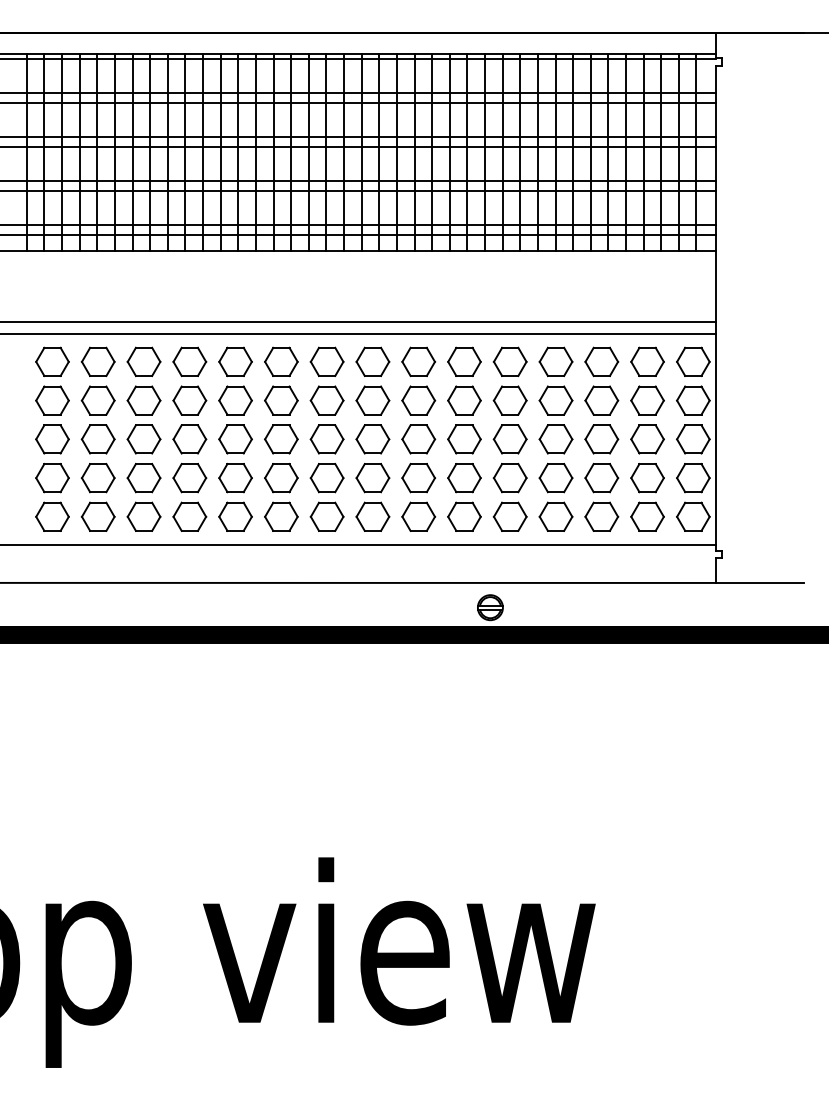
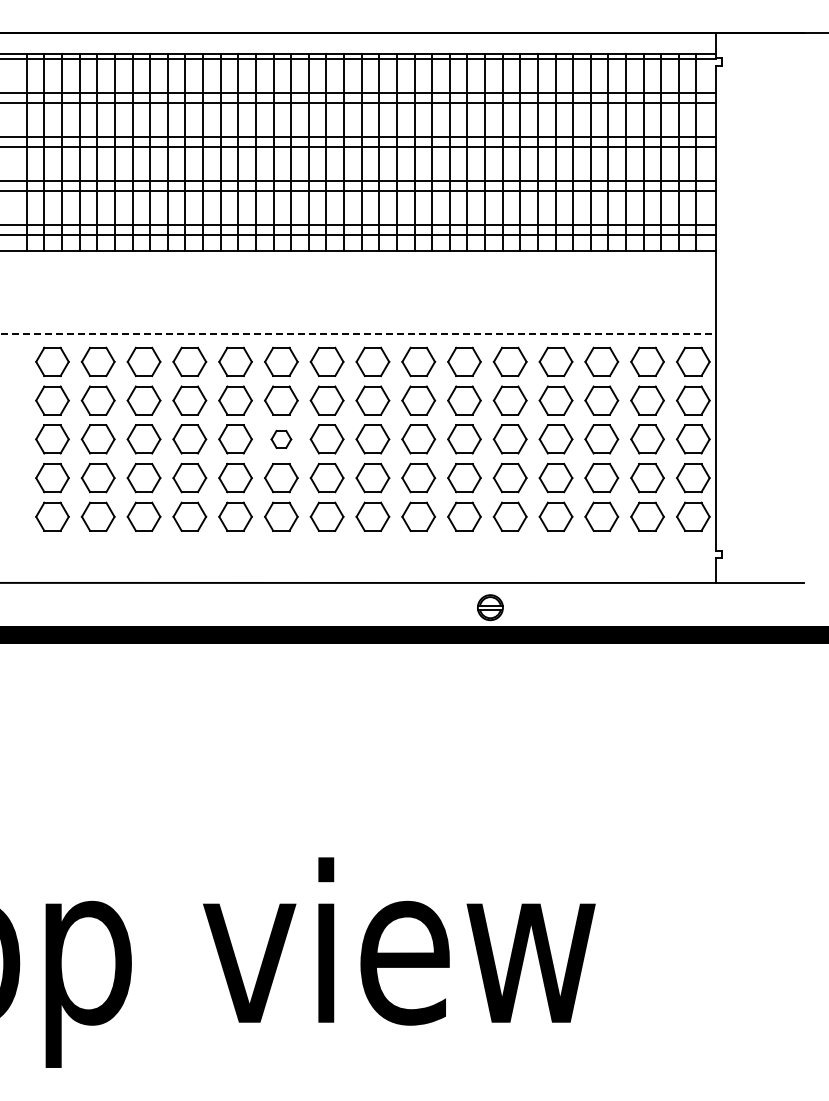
line: present -> none (359, 321)
line: solid -> dashed (358, 333)
part size: 35x31 px -> 23x20 px (281, 438)
line: present -> none (359, 545)
